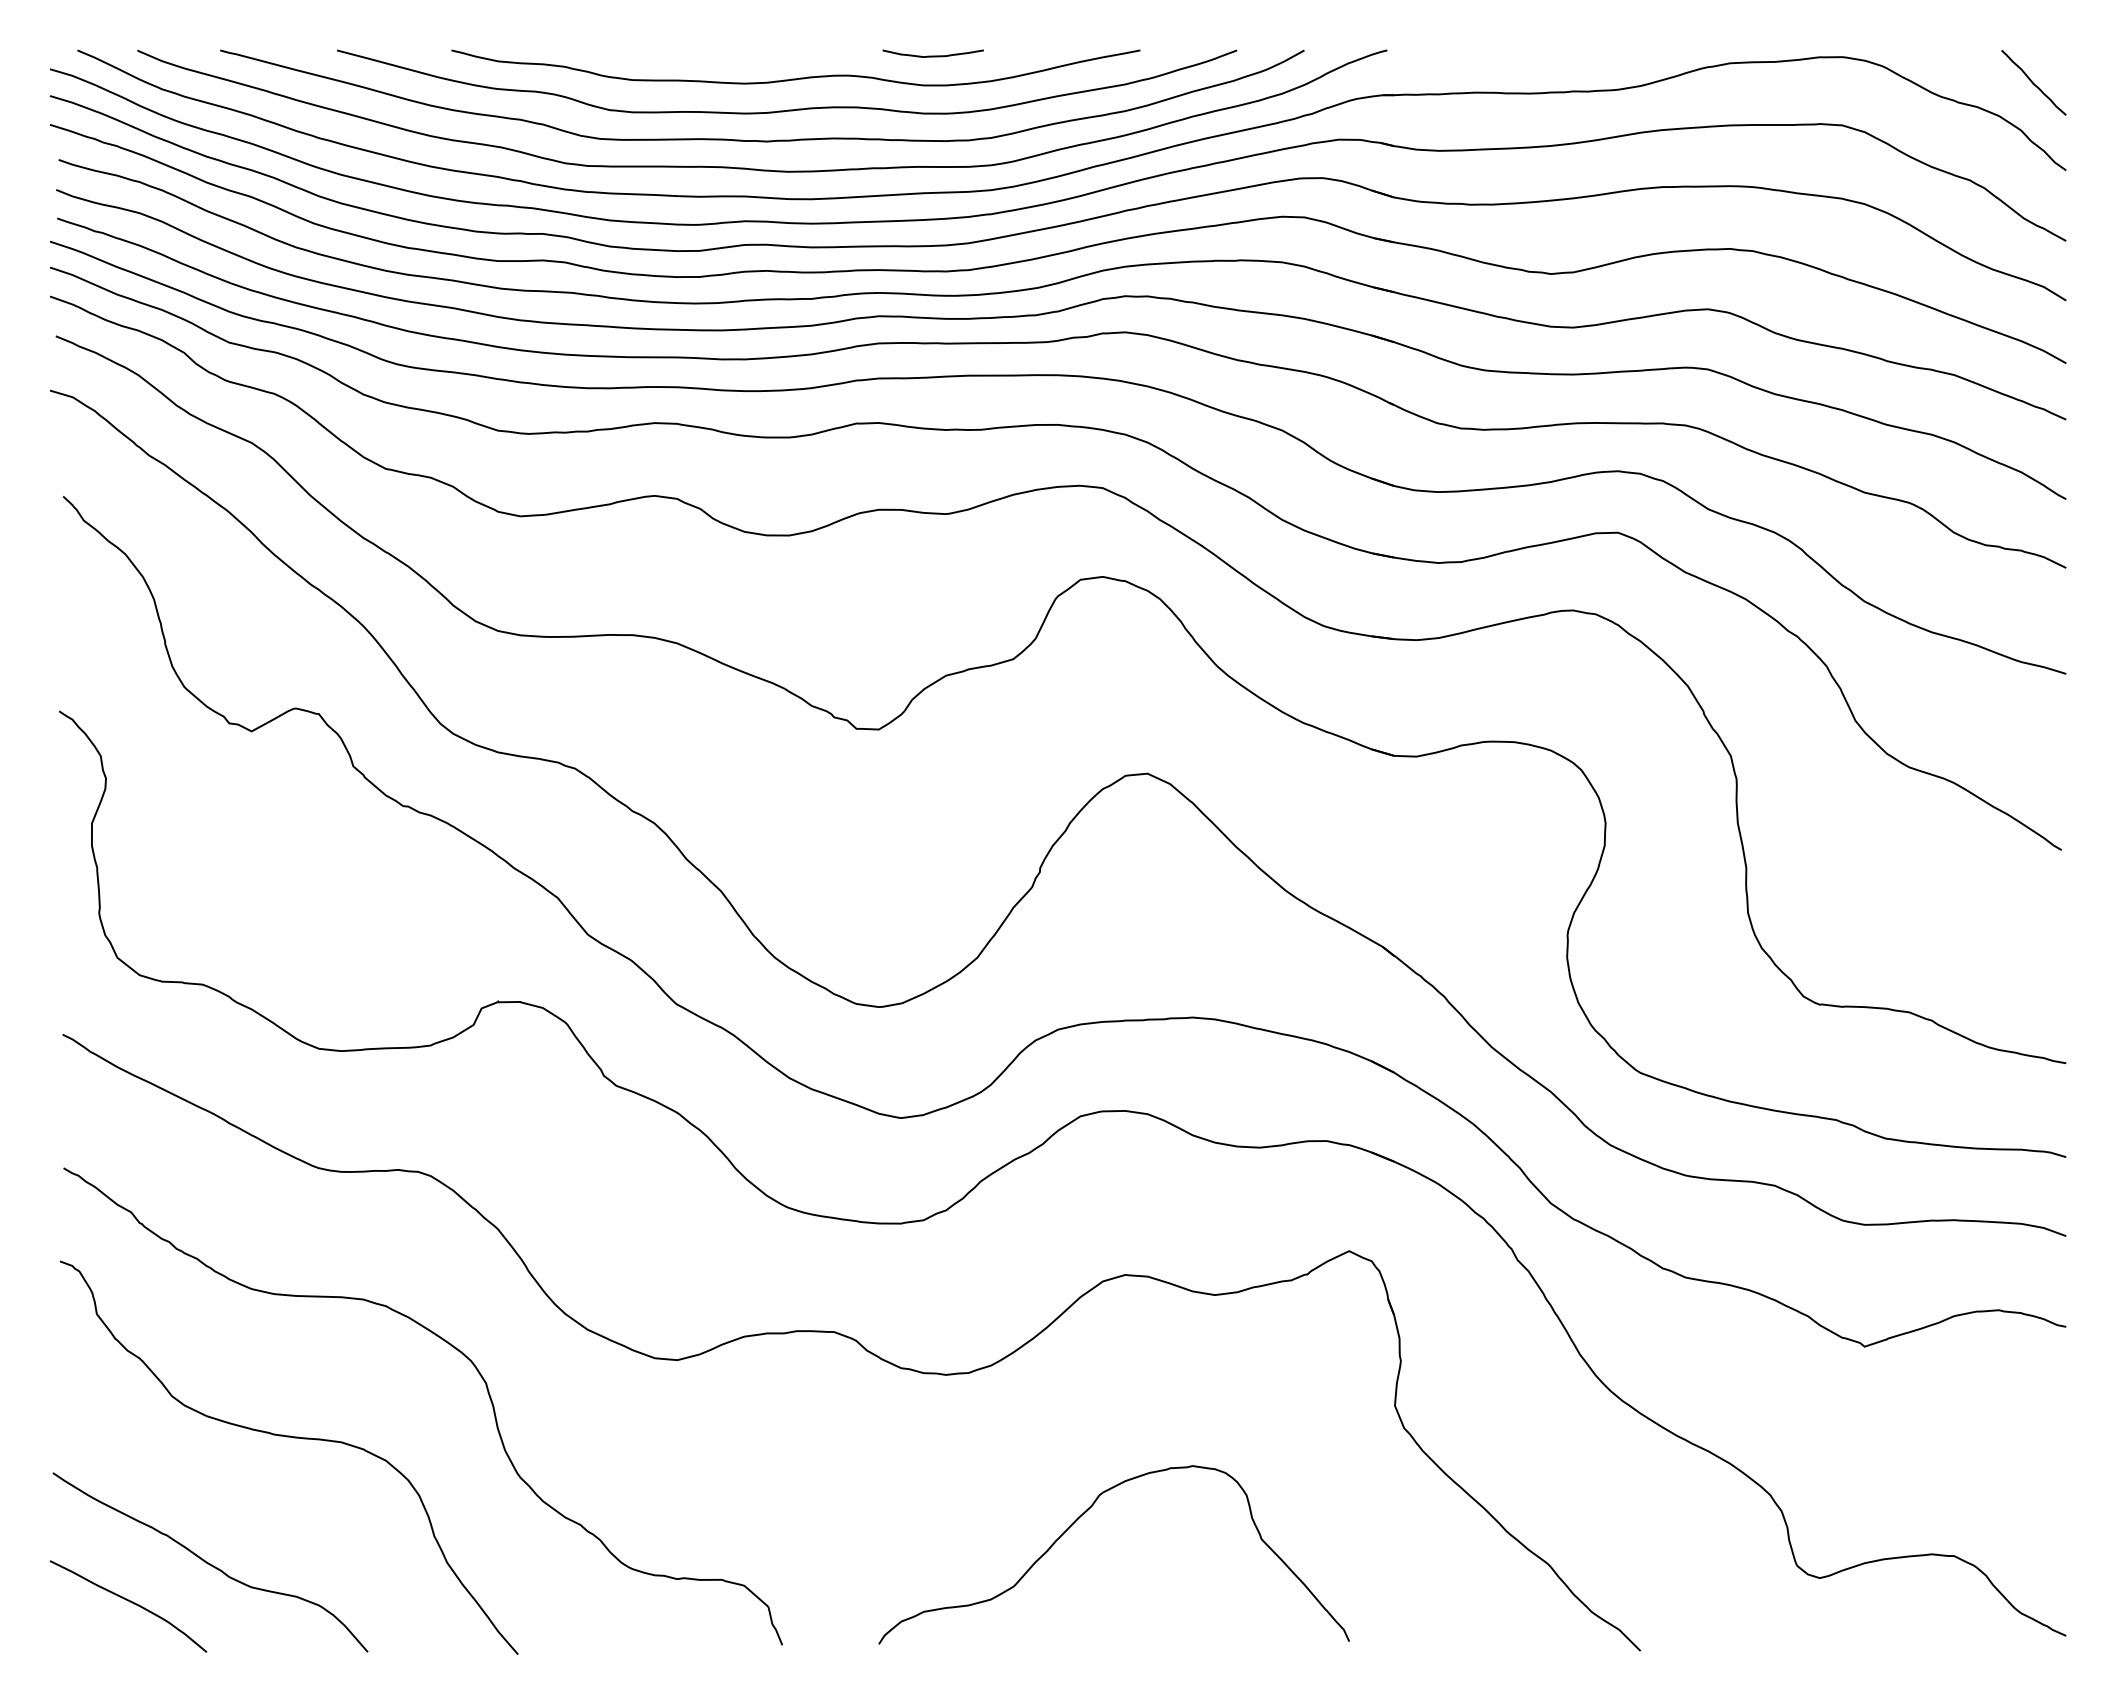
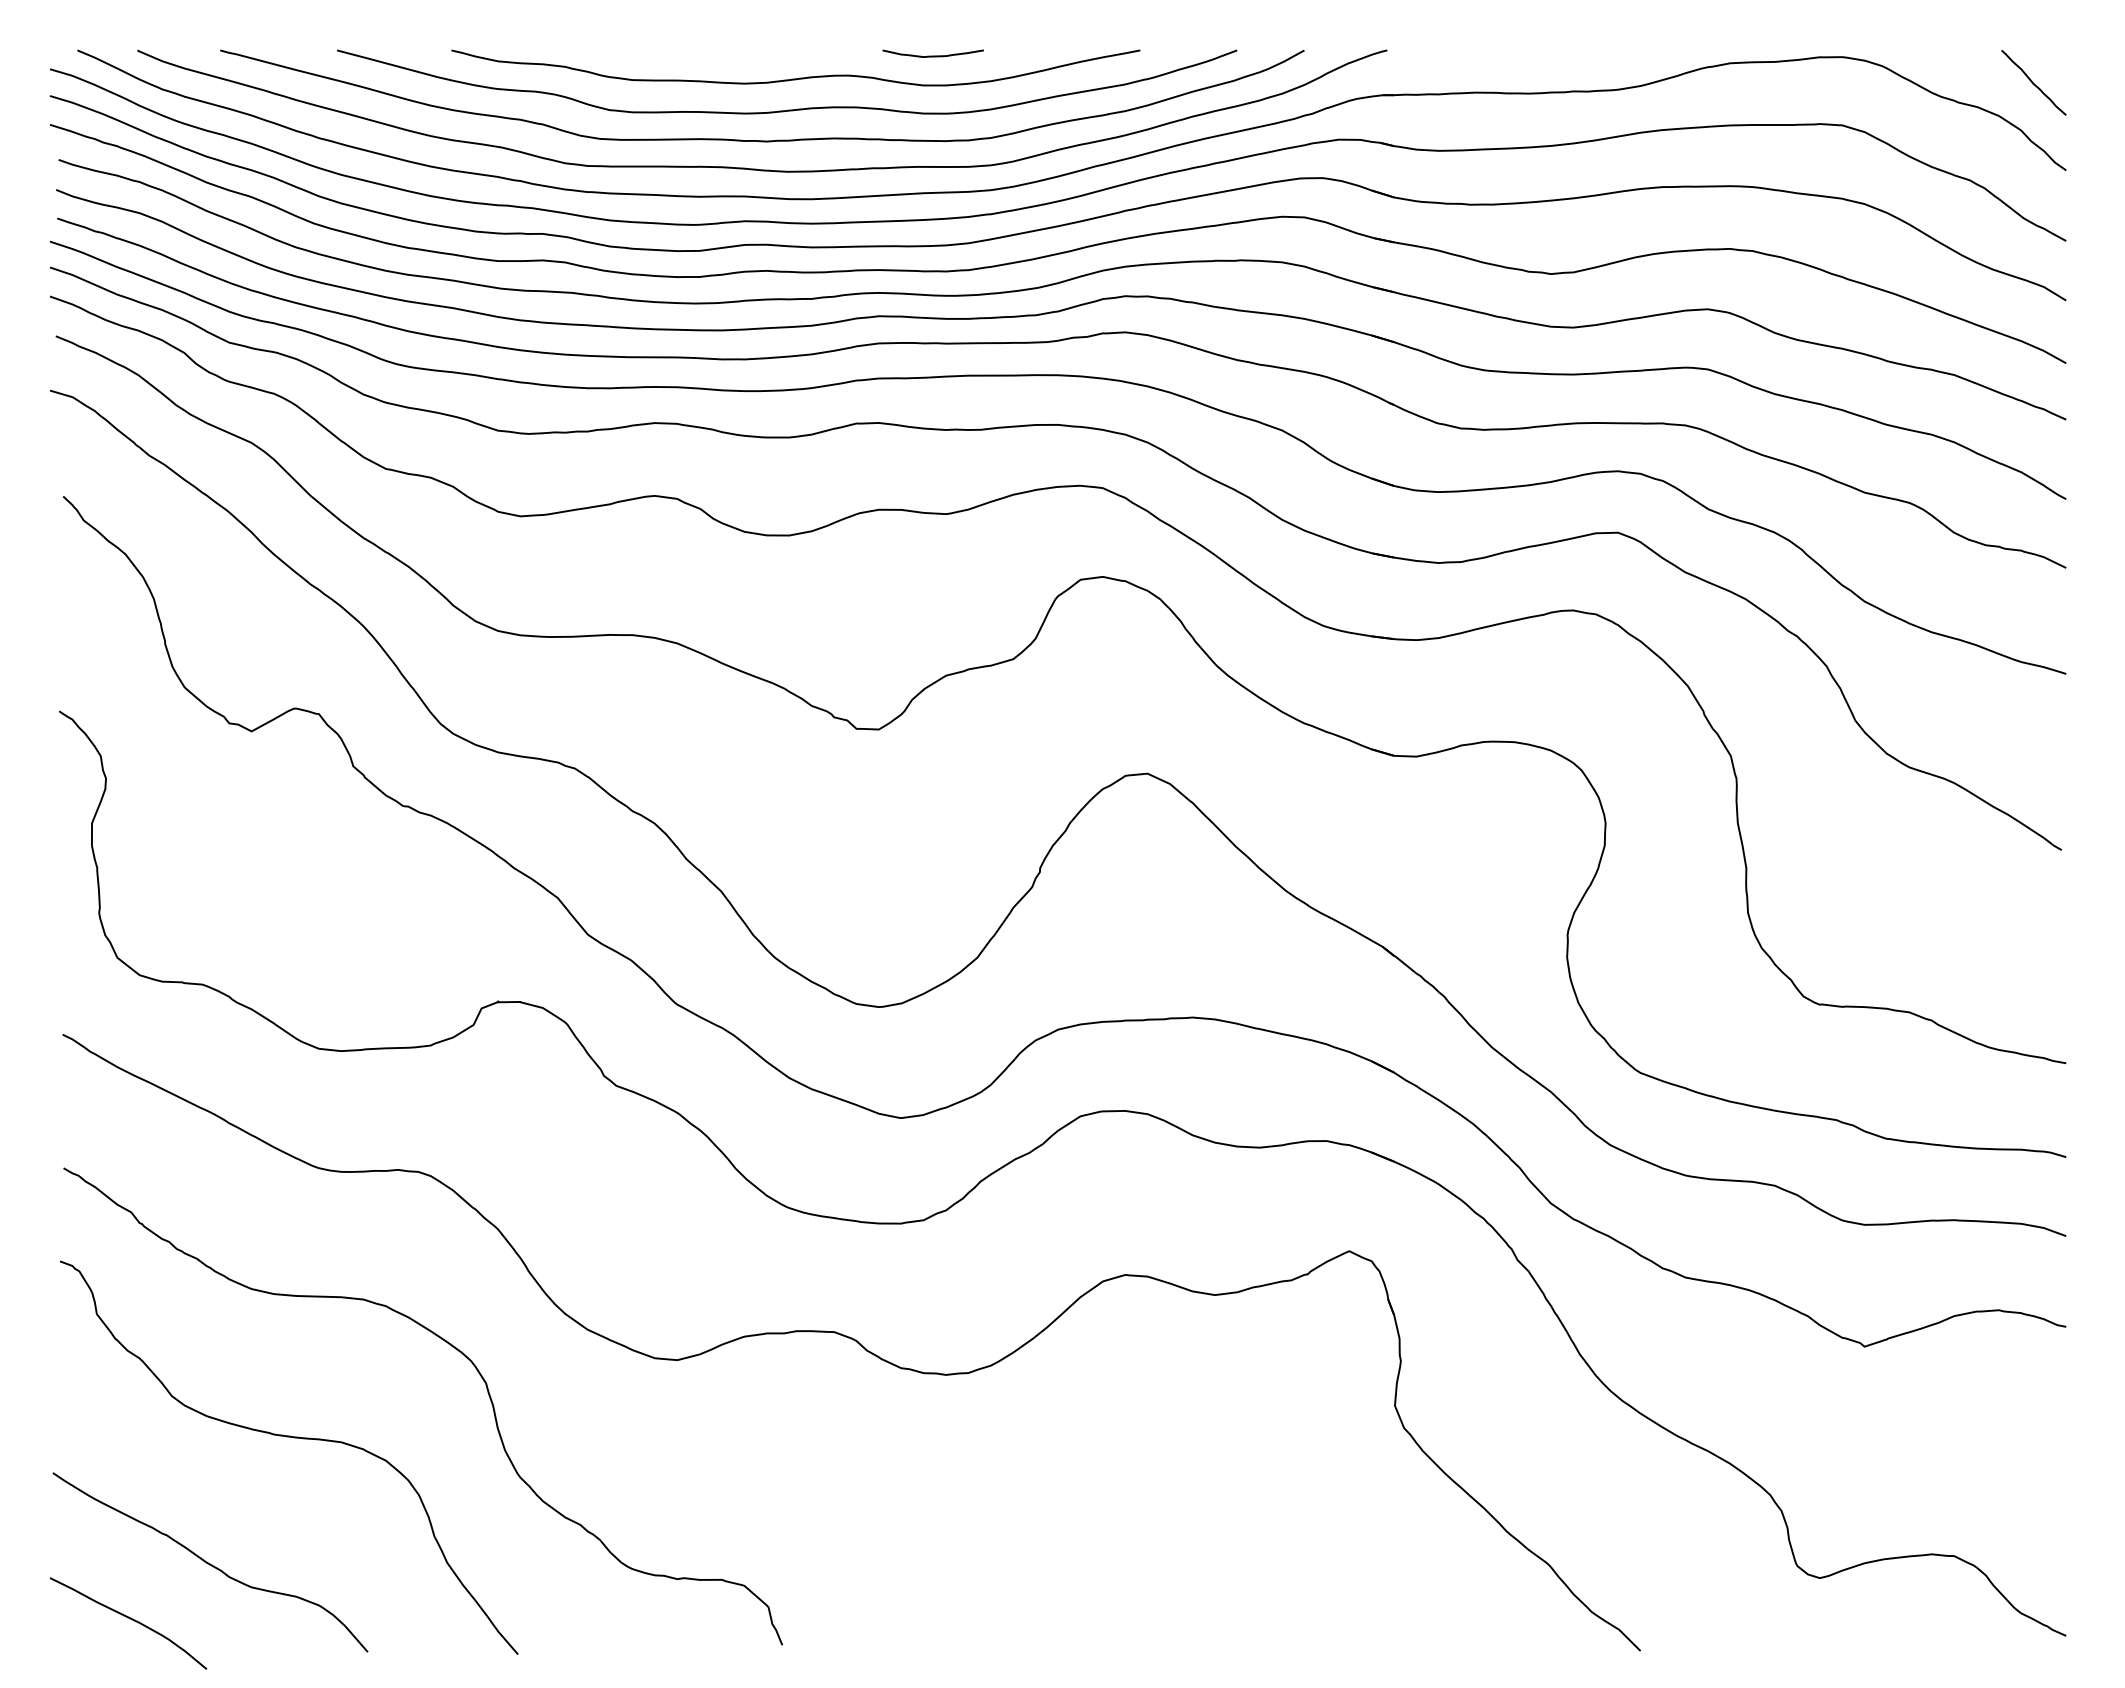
curve: present -> none (1078, 1519)
curve position: (130, 1602) -> (130, 1619) (130, 1619)
